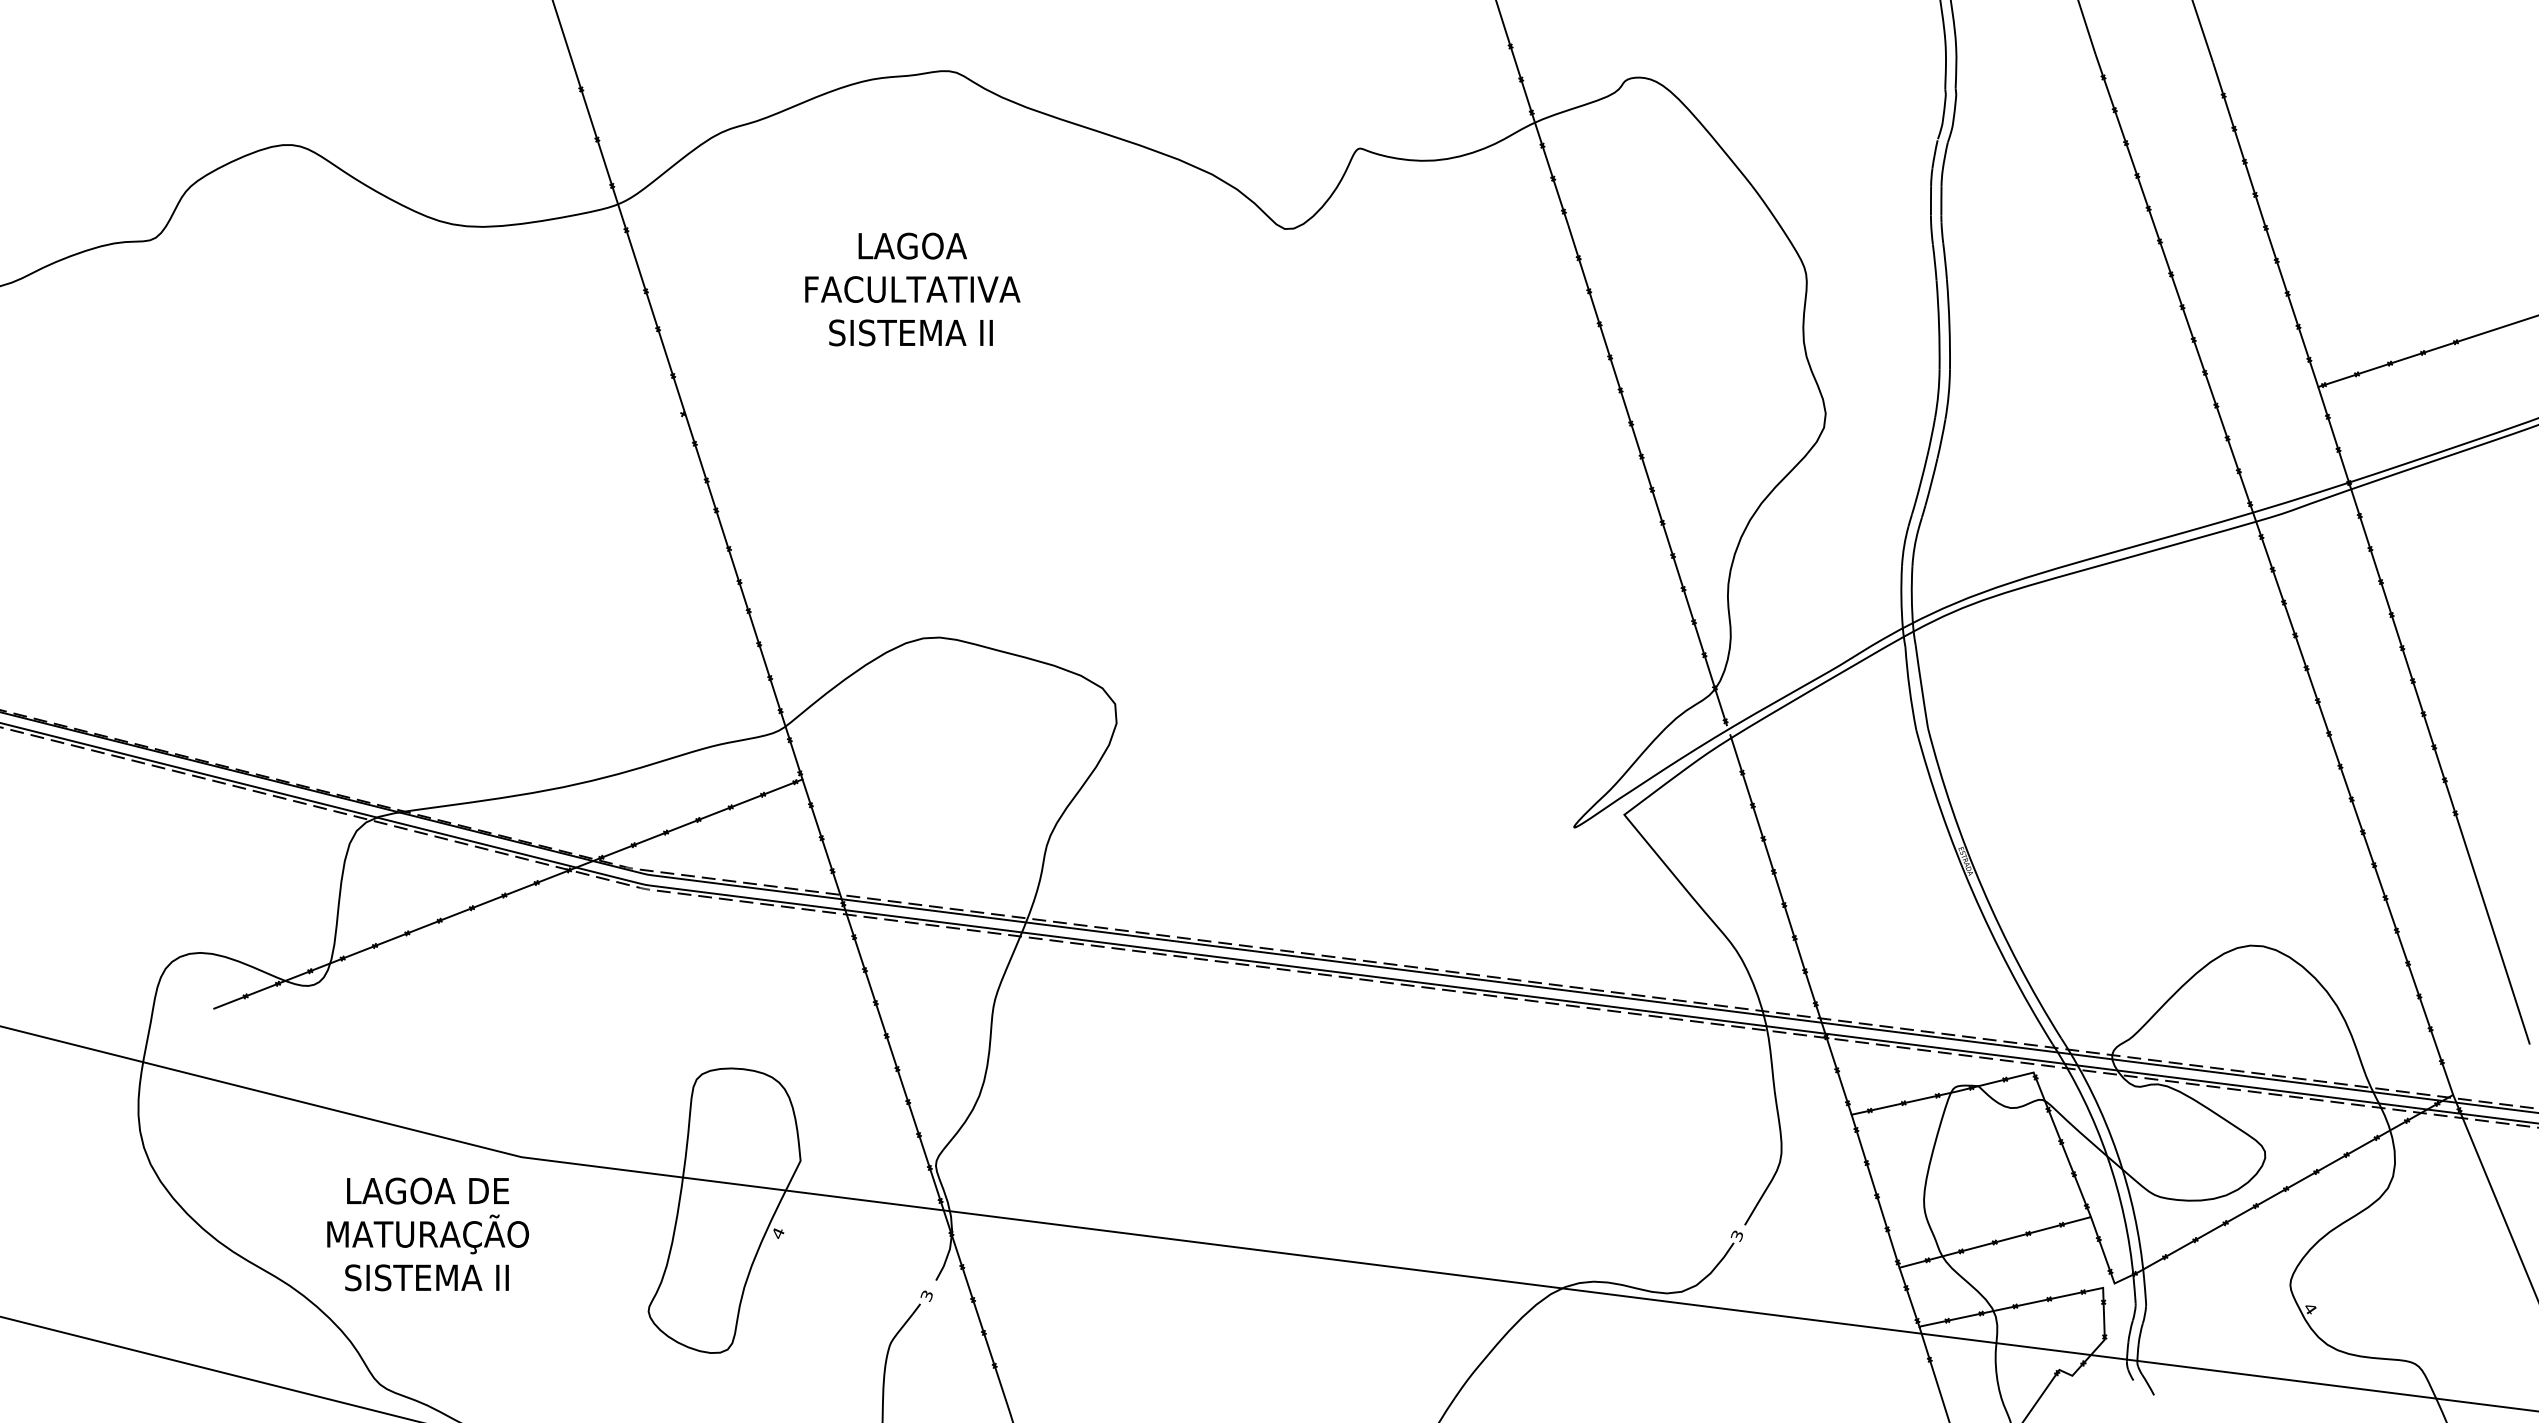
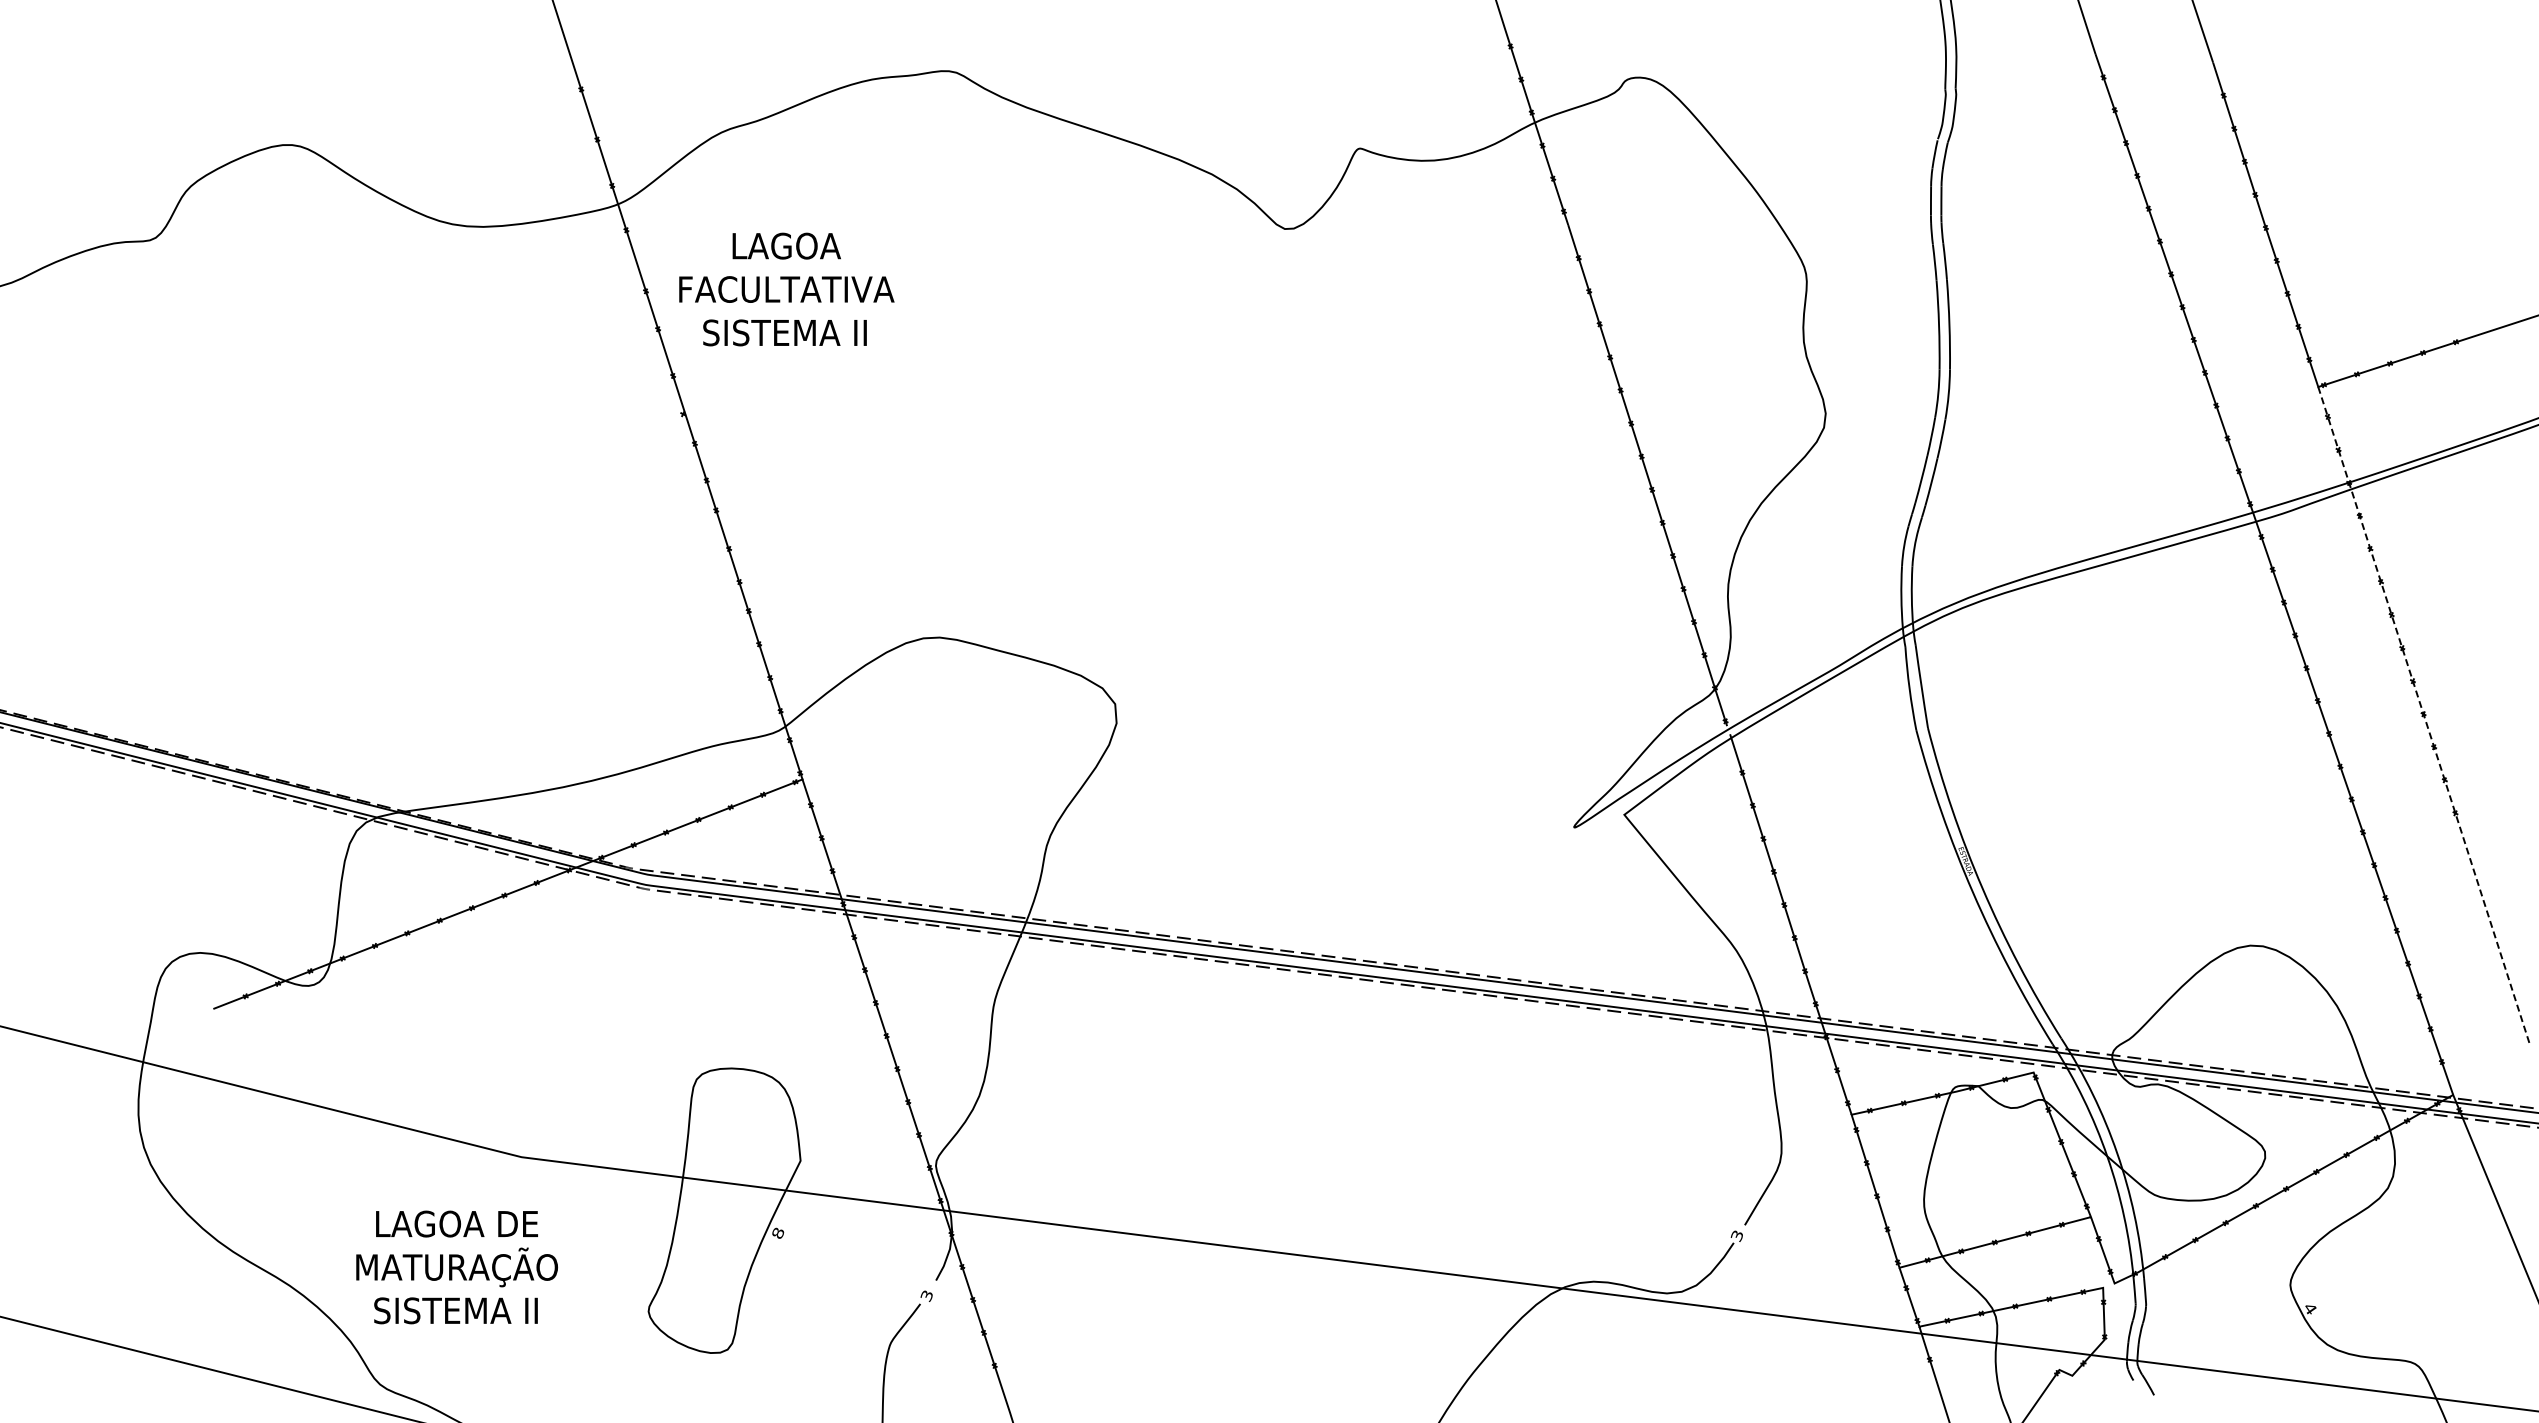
text position: (912, 289) -> (786, 289) (786, 289)
line: solid -> dashed (2424, 716)
text: 4 -> 8 (777, 1232)
text position: (427, 1234) -> (456, 1267) (456, 1267)
